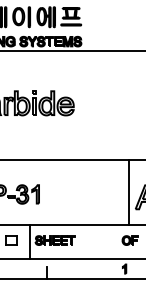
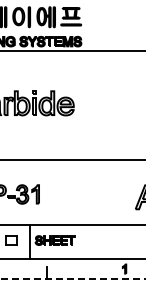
line: present -> none (129, 191)
part: present -> none (129, 240)
line: solid -> dashed (73, 278)
